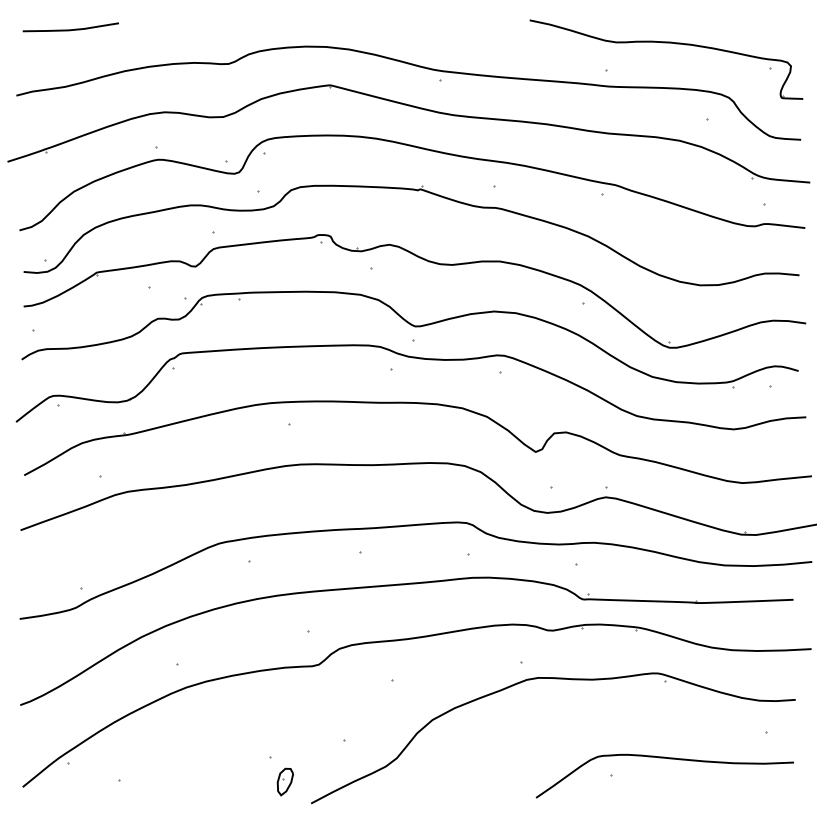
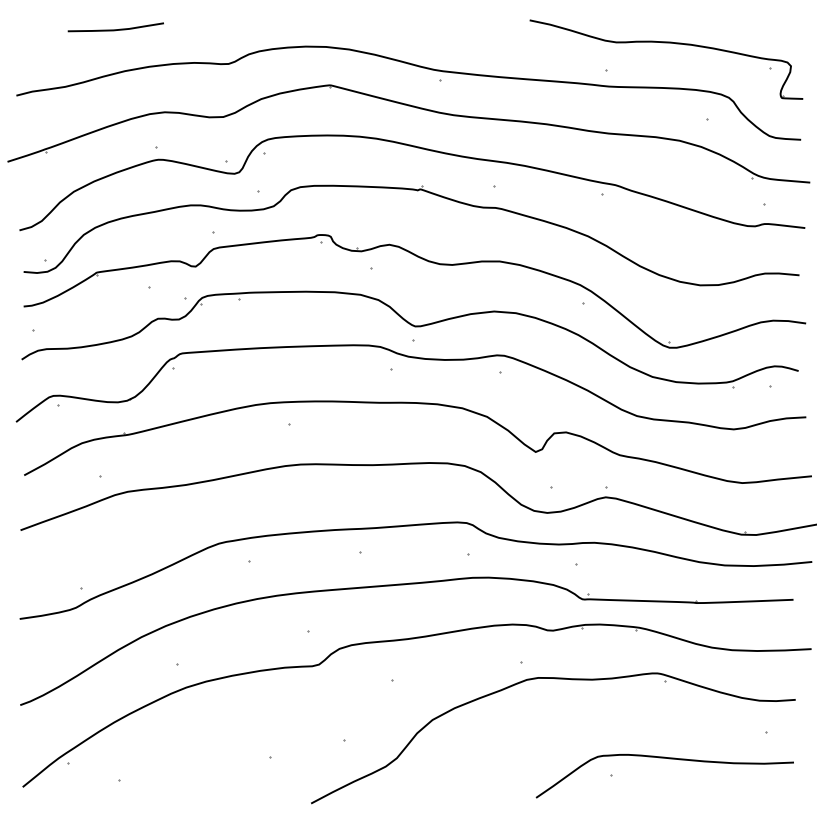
curve position: (70, 29) -> (115, 29) (115, 29)
part: present -> none (284, 781)
